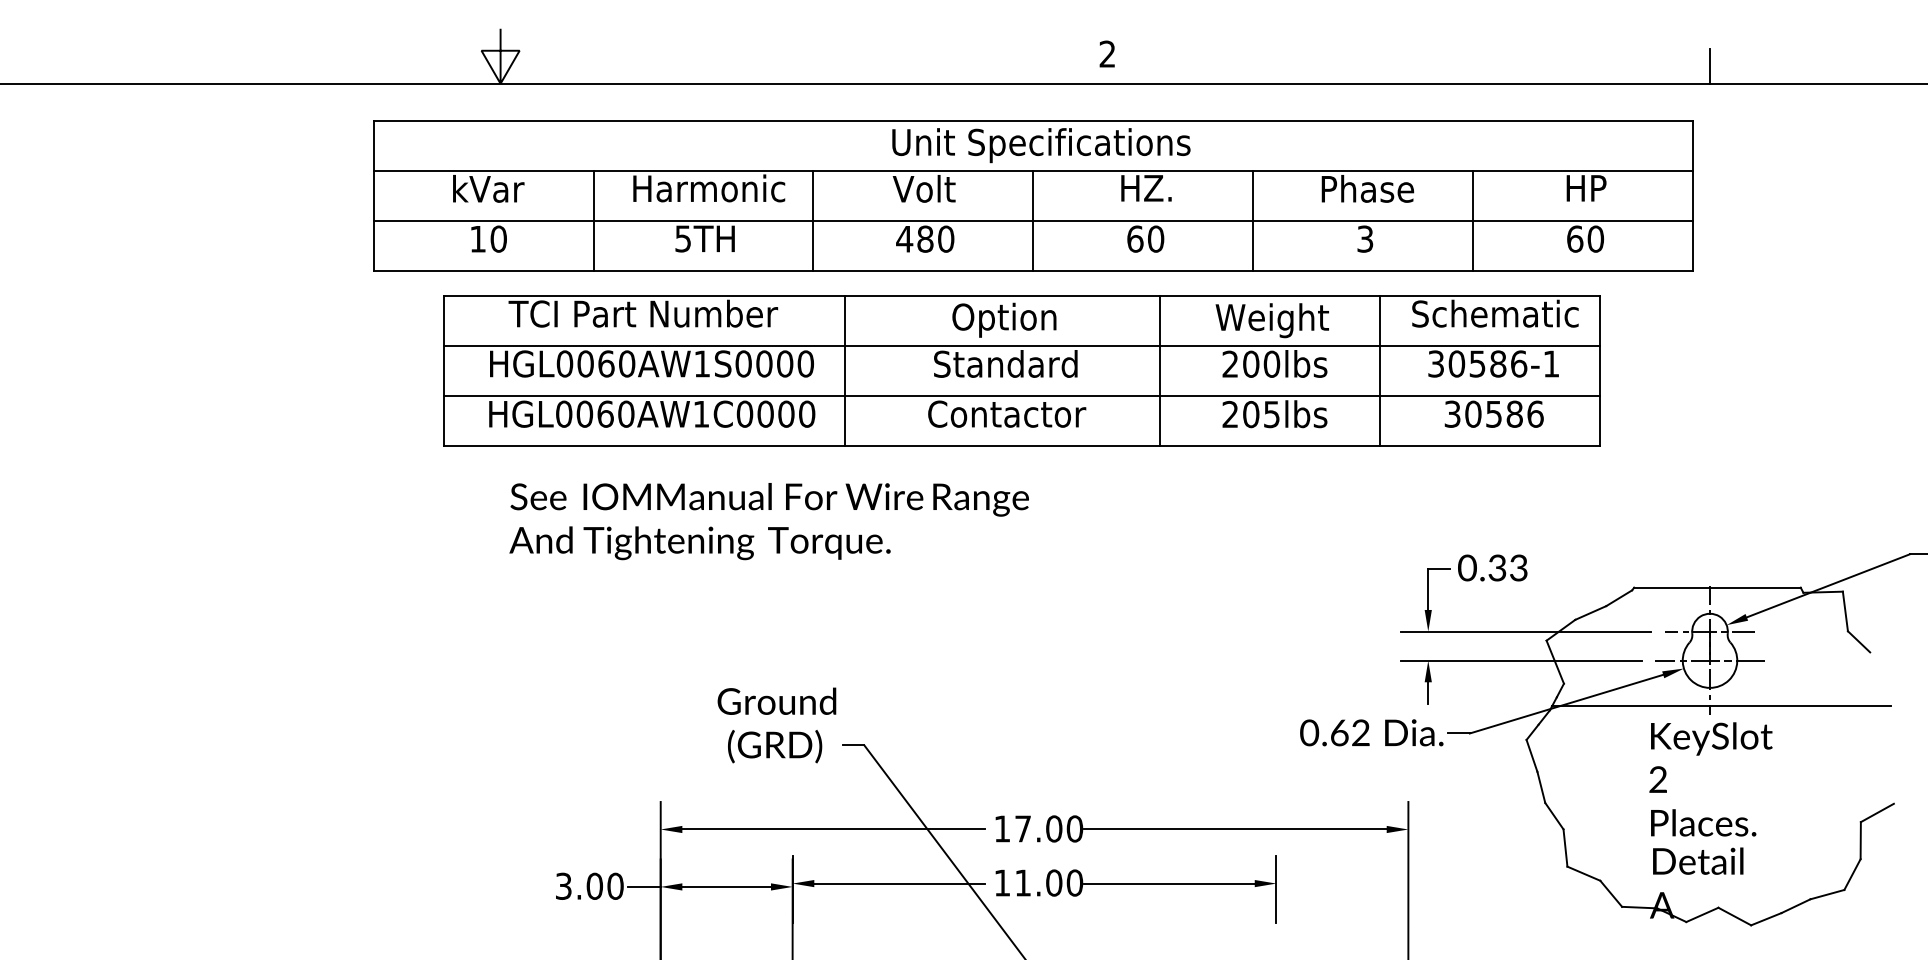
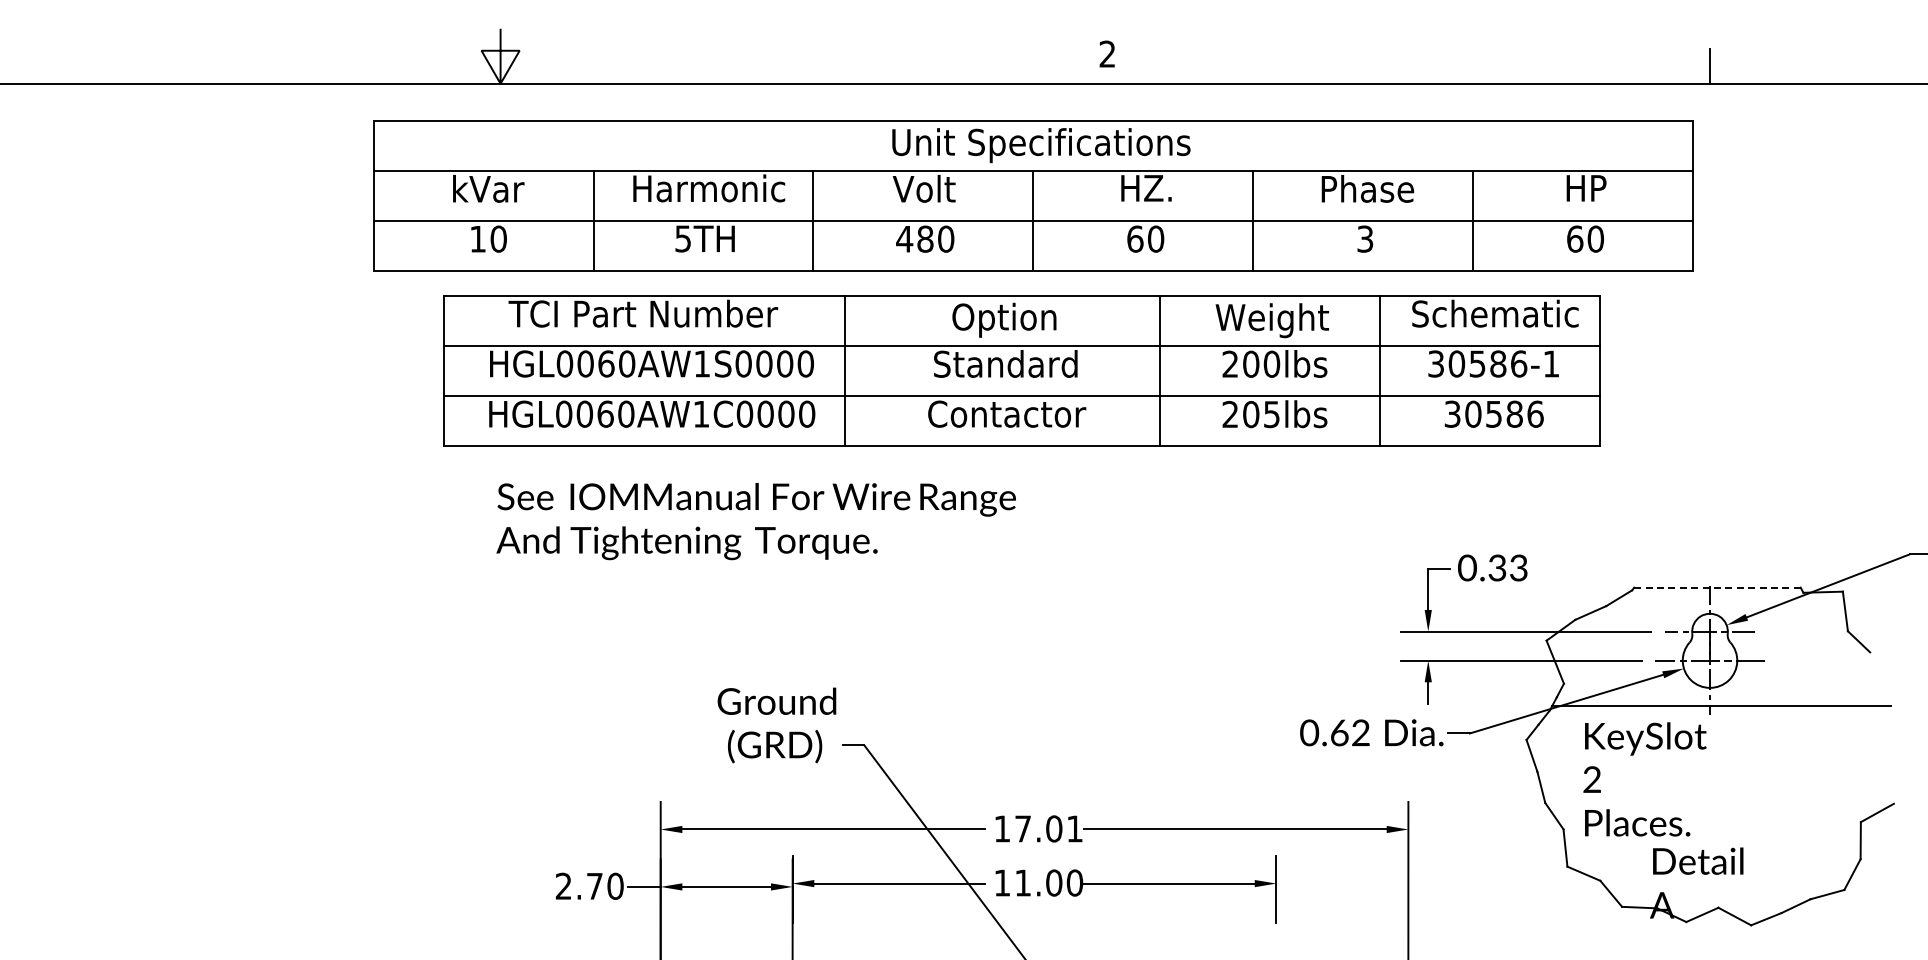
text position: (768, 521) -> (755, 521) (755, 521)
line: solid -> dashed (1716, 587)
text position: (1710, 779) -> (1644, 779) (1644, 779)
text: 17.00 -> 17.01 (1074, 828)
text: 3.00 -> 2.70 (579, 885)
